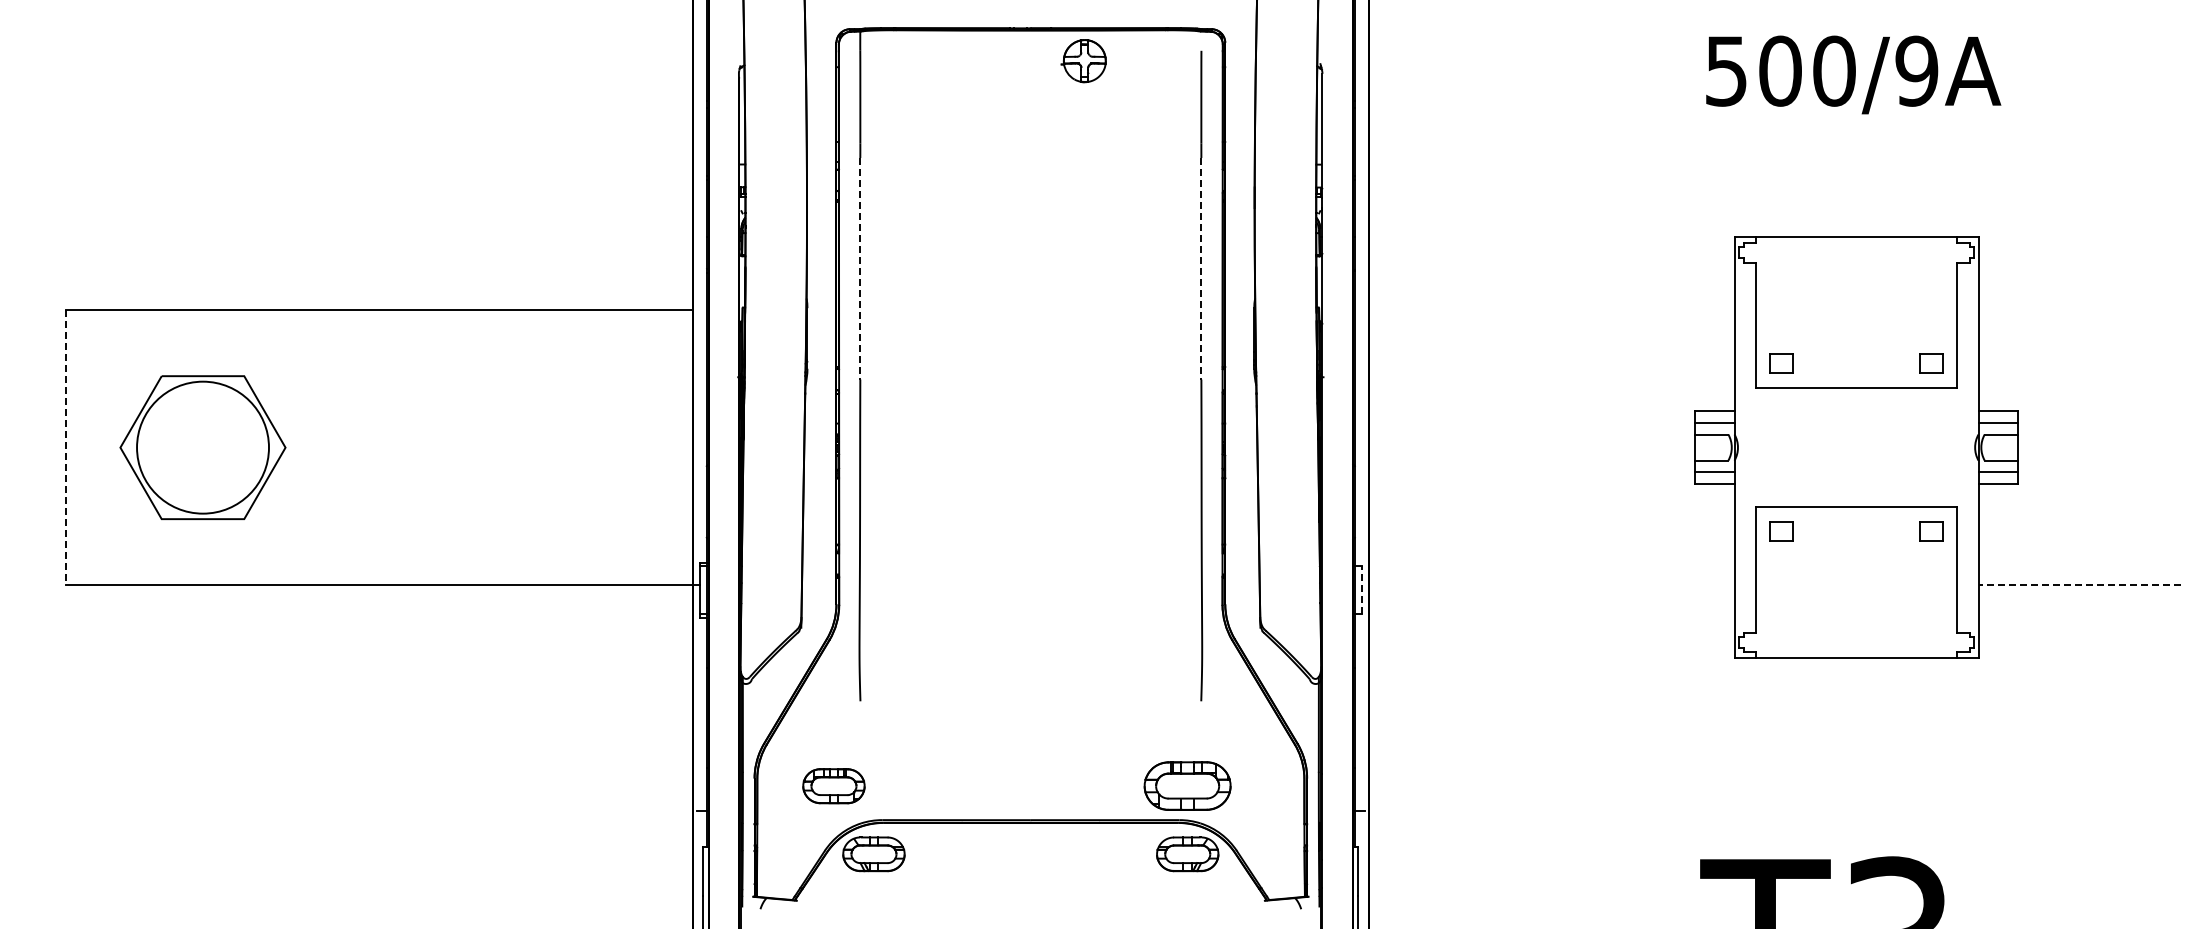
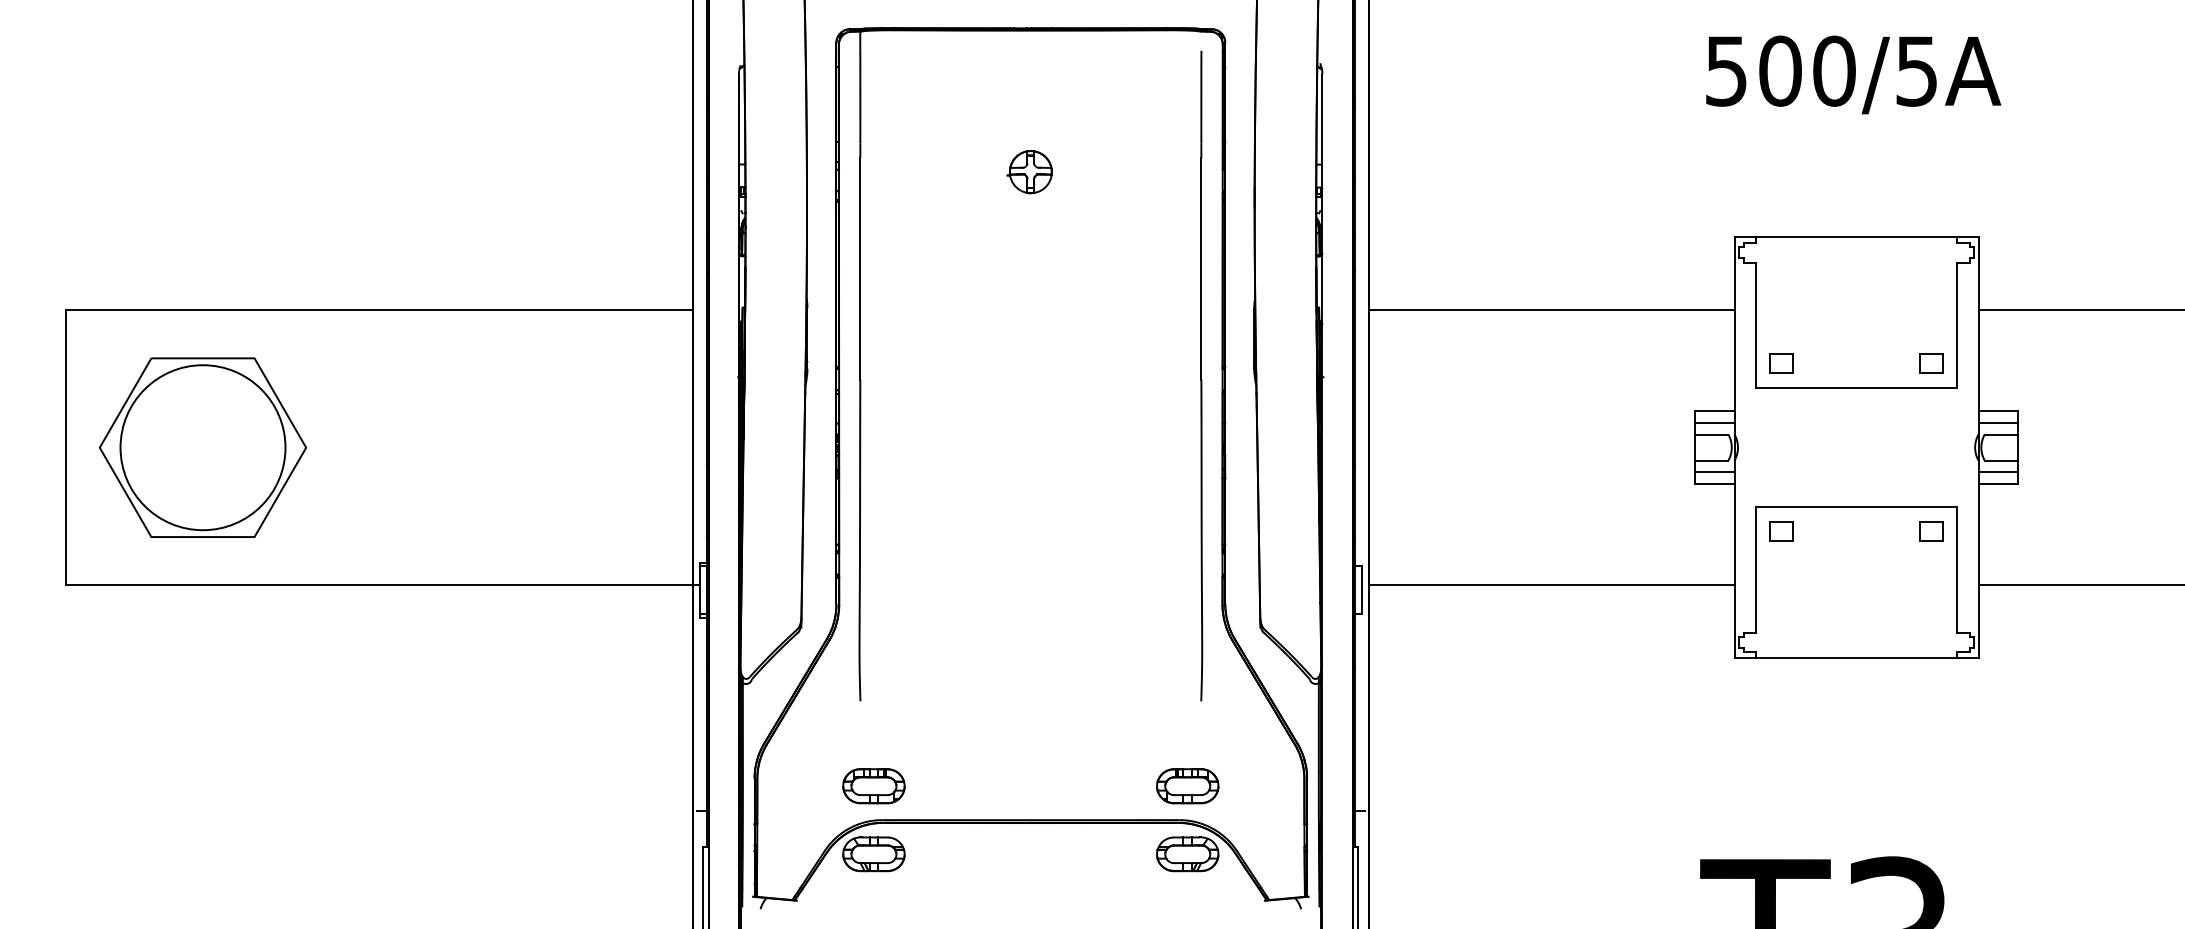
part position: (1083, 61) -> (1029, 172) (1029, 172)
text: 500/9A -> 500/5A (1916, 70)
line: dashed -> solid (860, 268)
line: dashed -> solid (1201, 268)
line: none -> present (1551, 310)
line: none -> present (2079, 310)
part size: 168x145 px -> 210x181 px (202, 447)
line: dashed -> solid (65, 448)
line: none -> present (1551, 585)
line: dashed -> solid (2081, 585)
line: dashed -> solid (1361, 590)
part size: 89x50 px -> 64x37 px (1187, 786)
part position: (833, 786) -> (873, 786) (873, 786)
